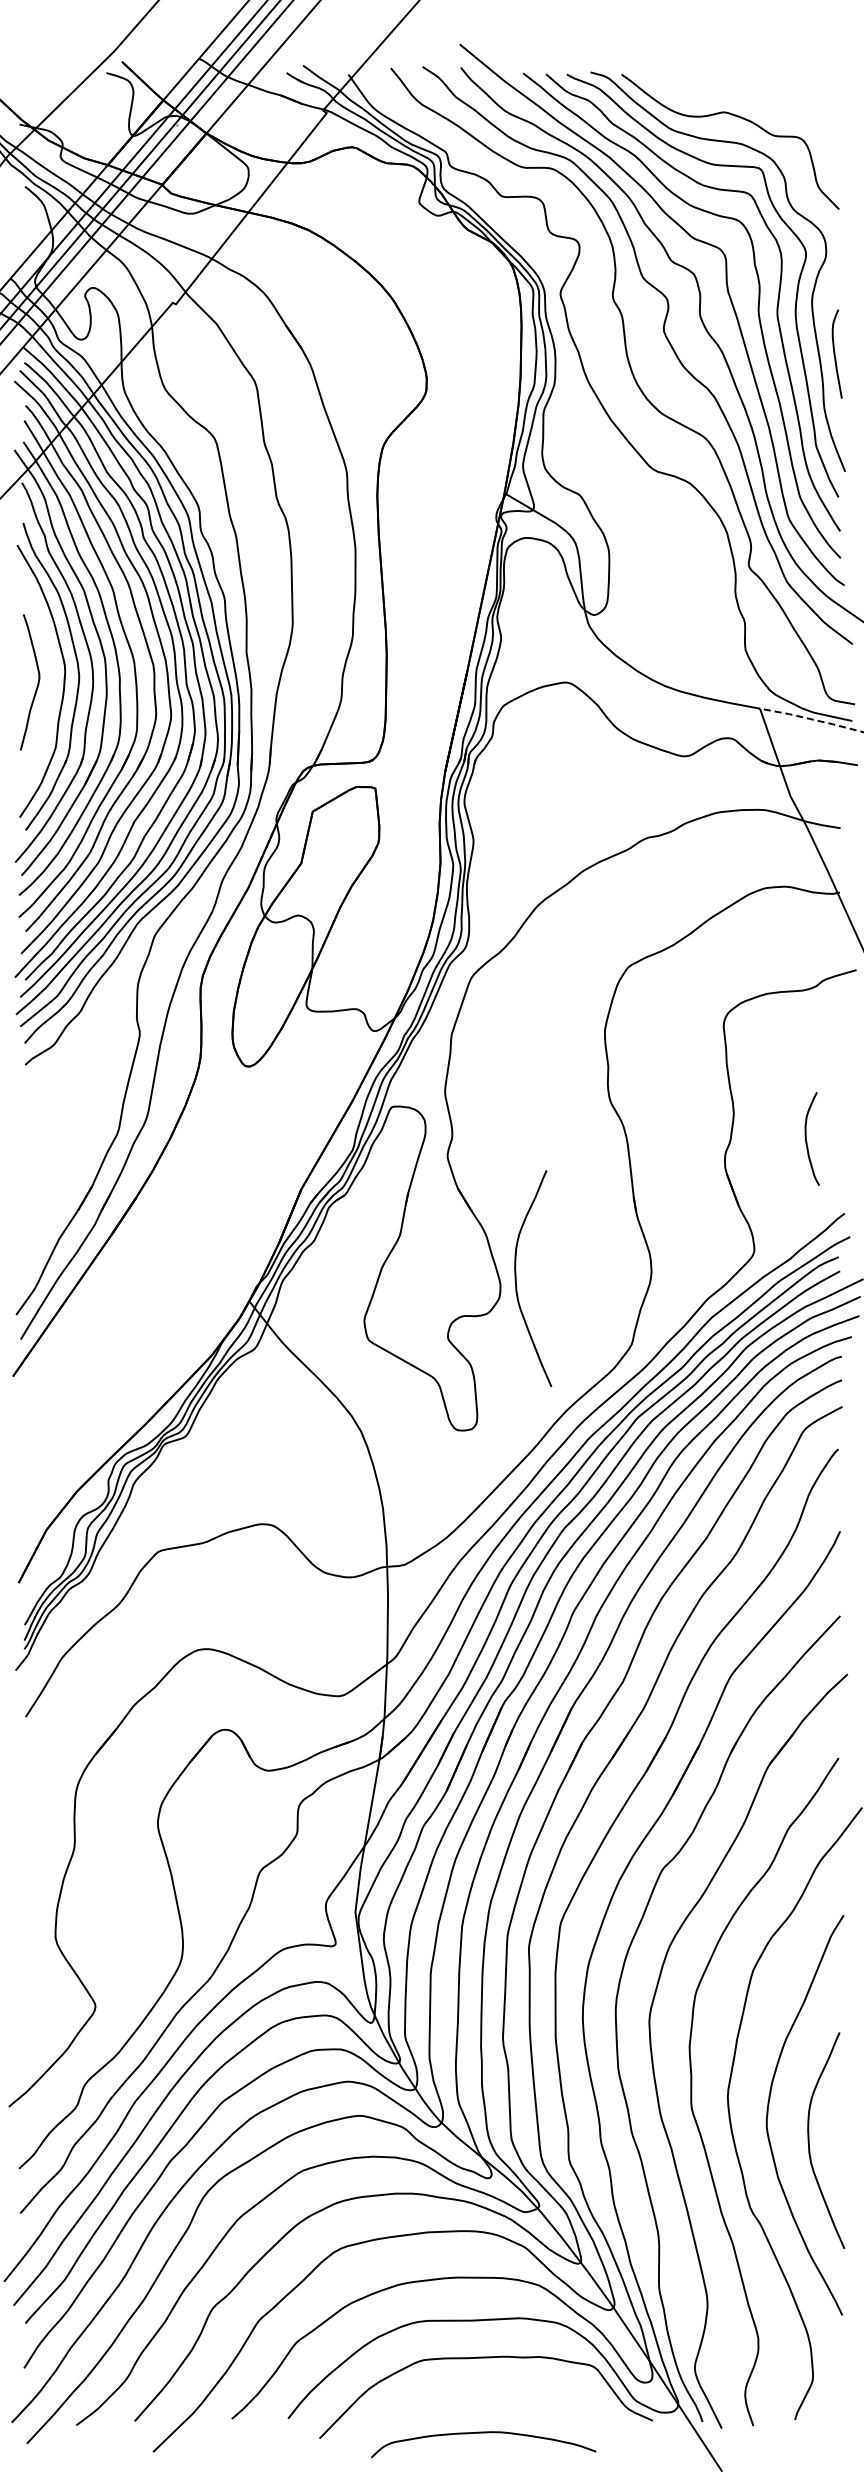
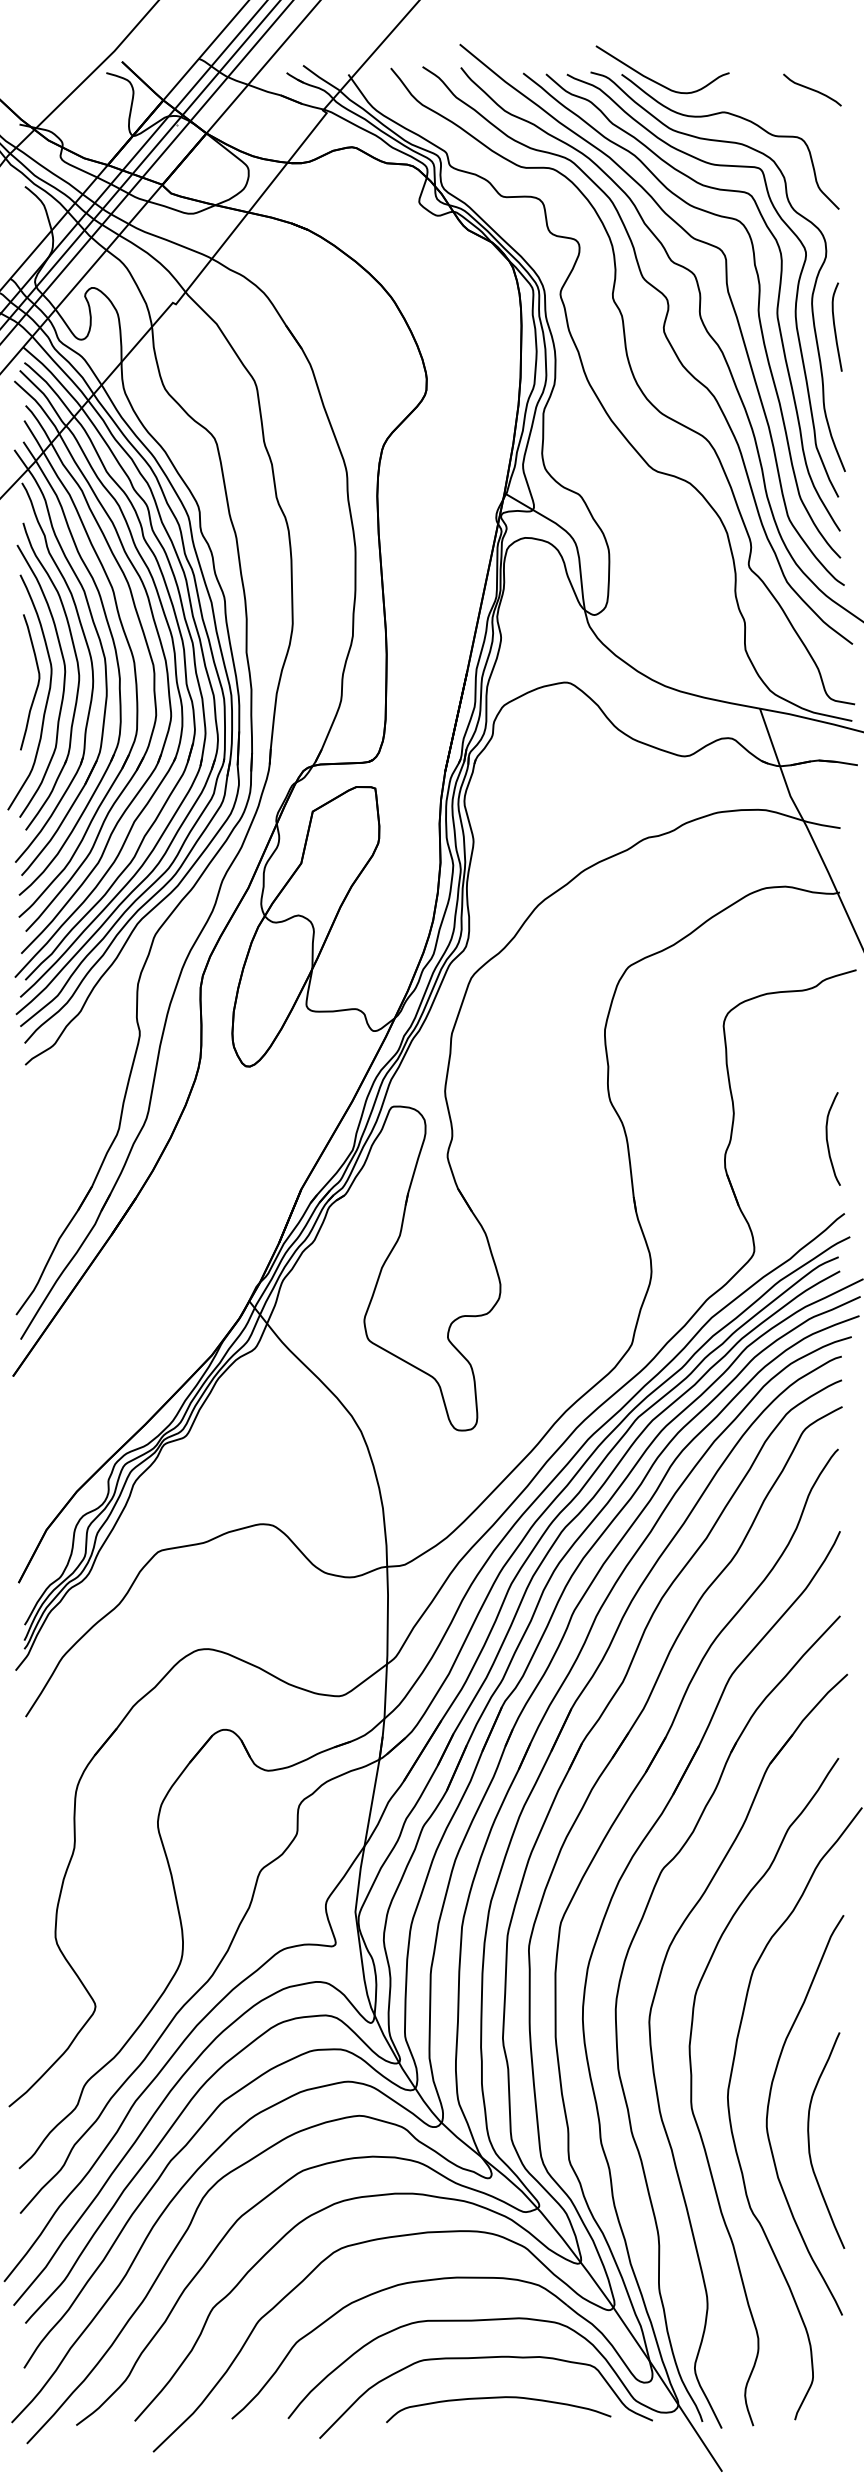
curve: none -> present (656, 81)
curve: none -> present (812, 89)
curve position: (835, 353) -> (835, 326) (835, 326)
curve: none -> present (46, 698)
line: dashed -> solid (811, 719)
curve position: (806, 1138) -> (827, 1138) (827, 1138)
curve: present -> none (516, 1278)
curve position: (483, 2433) -> (498, 2398) (498, 2398)
